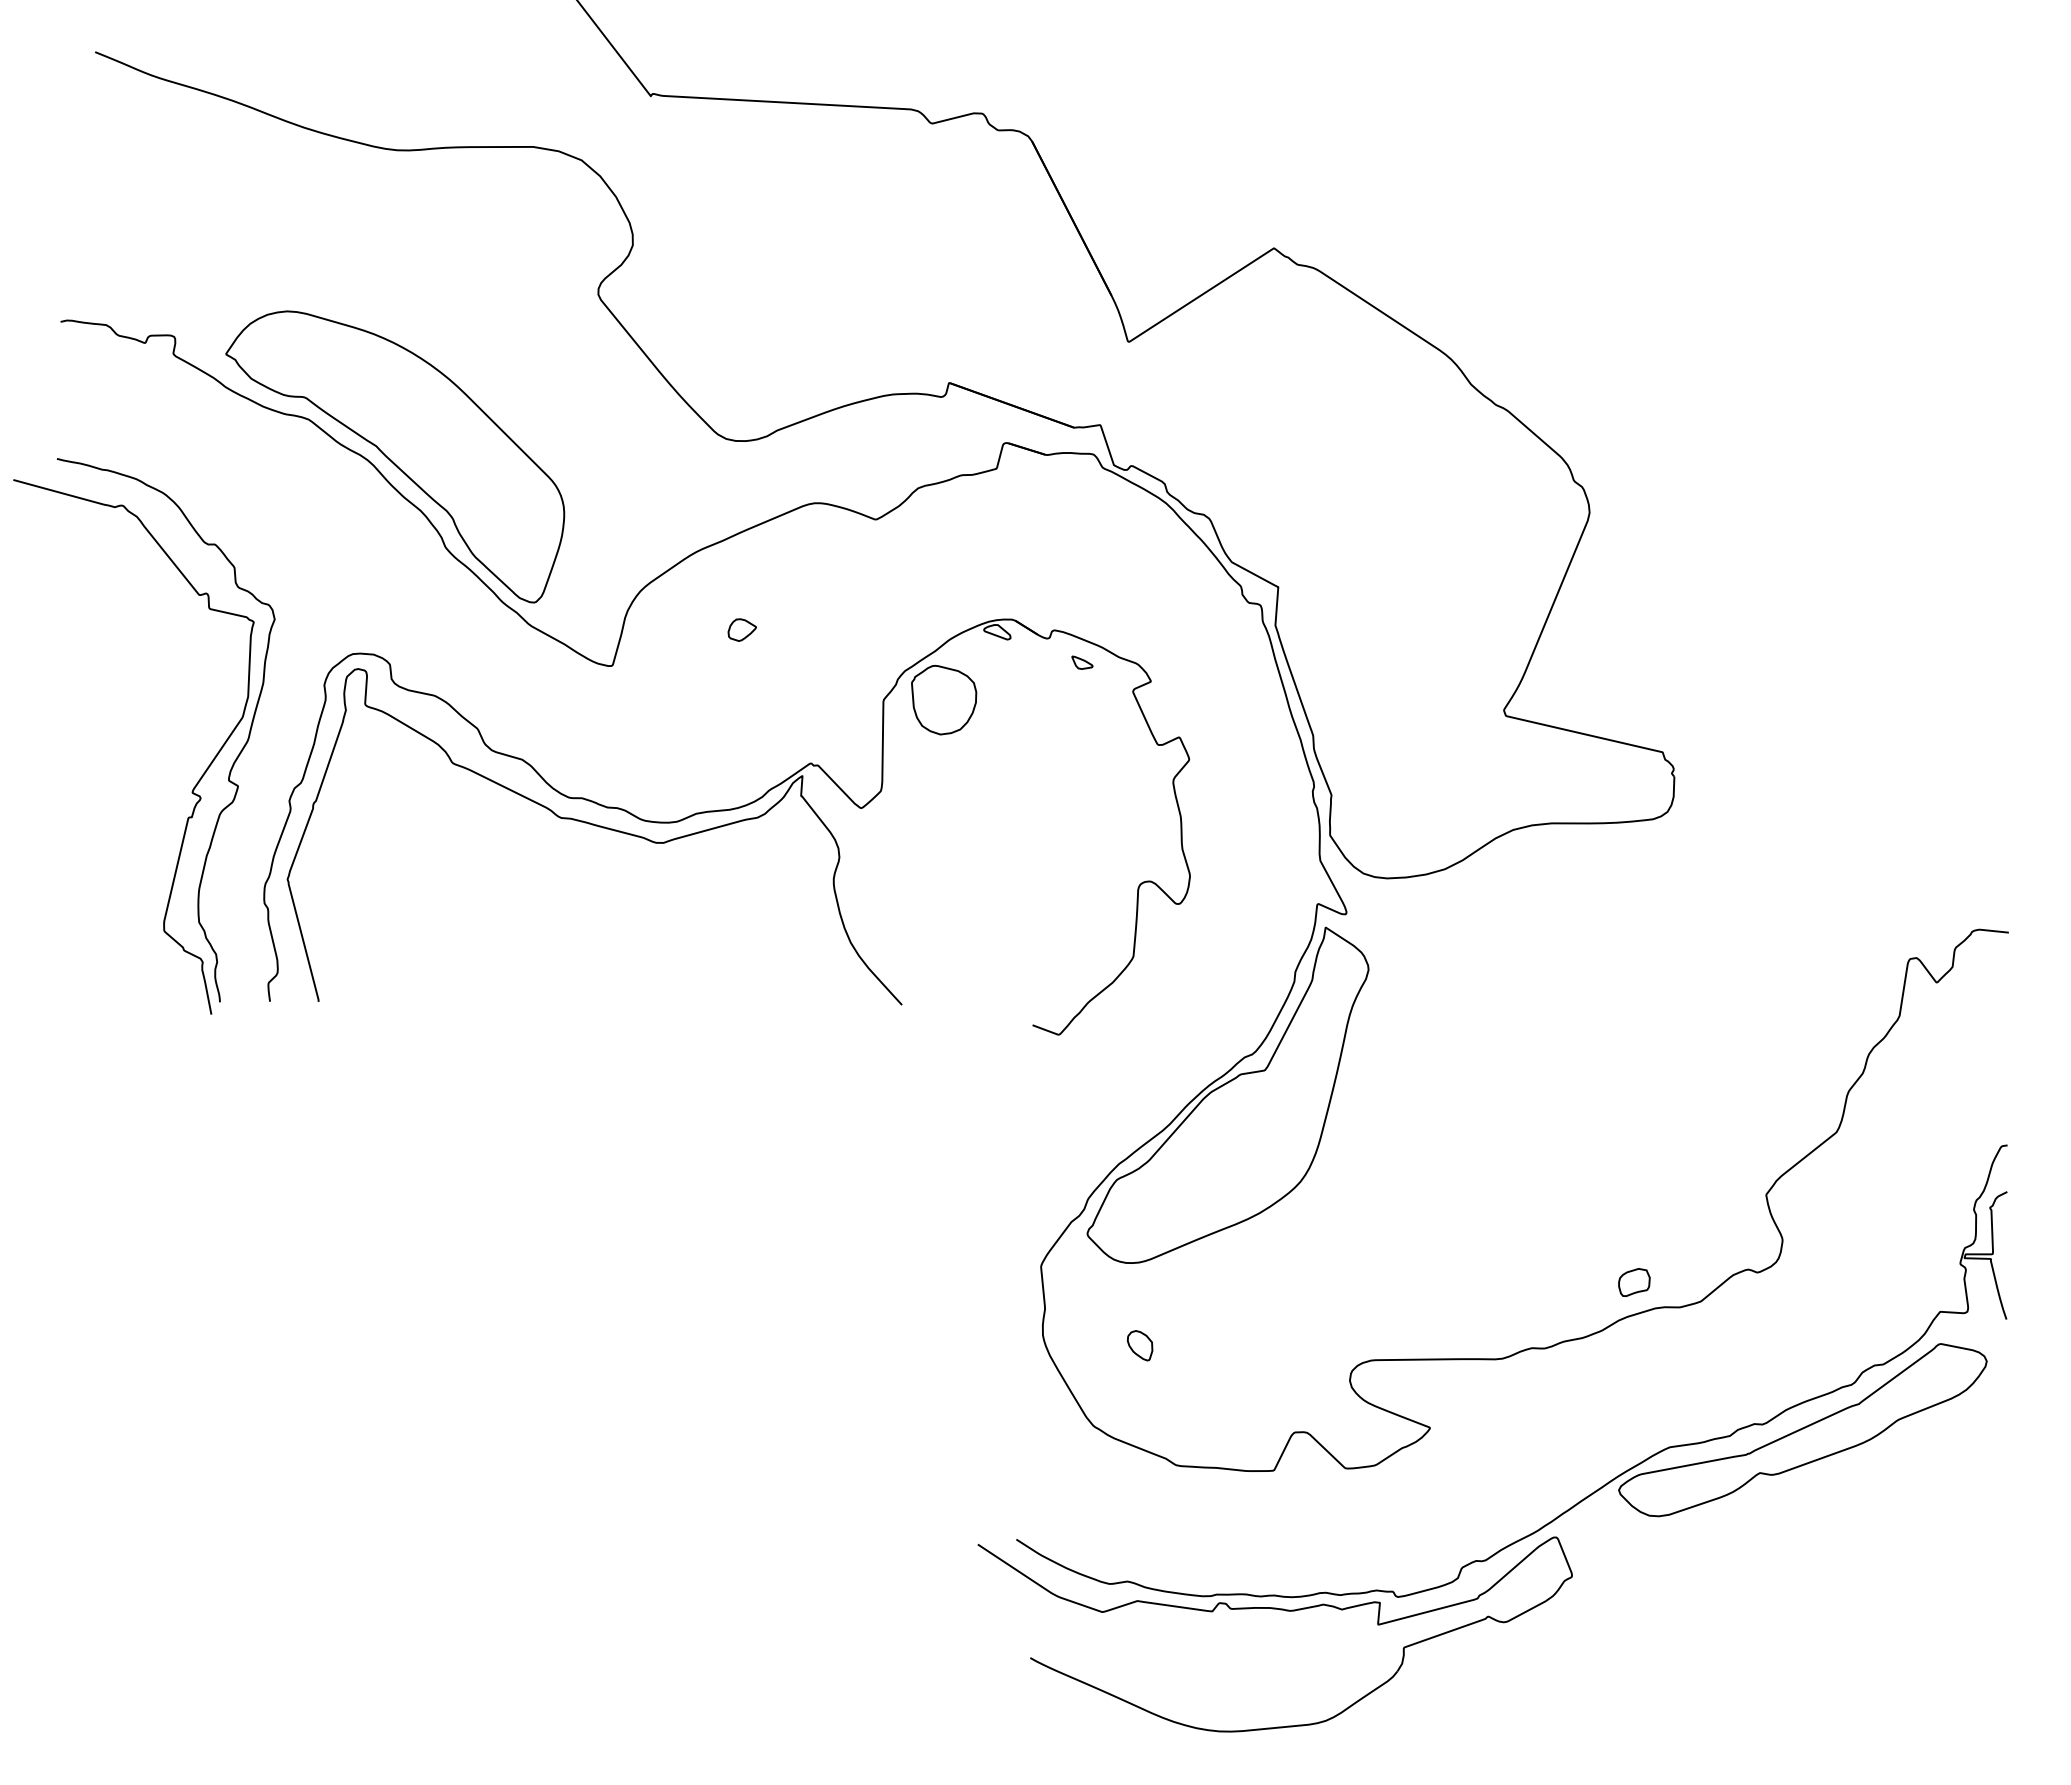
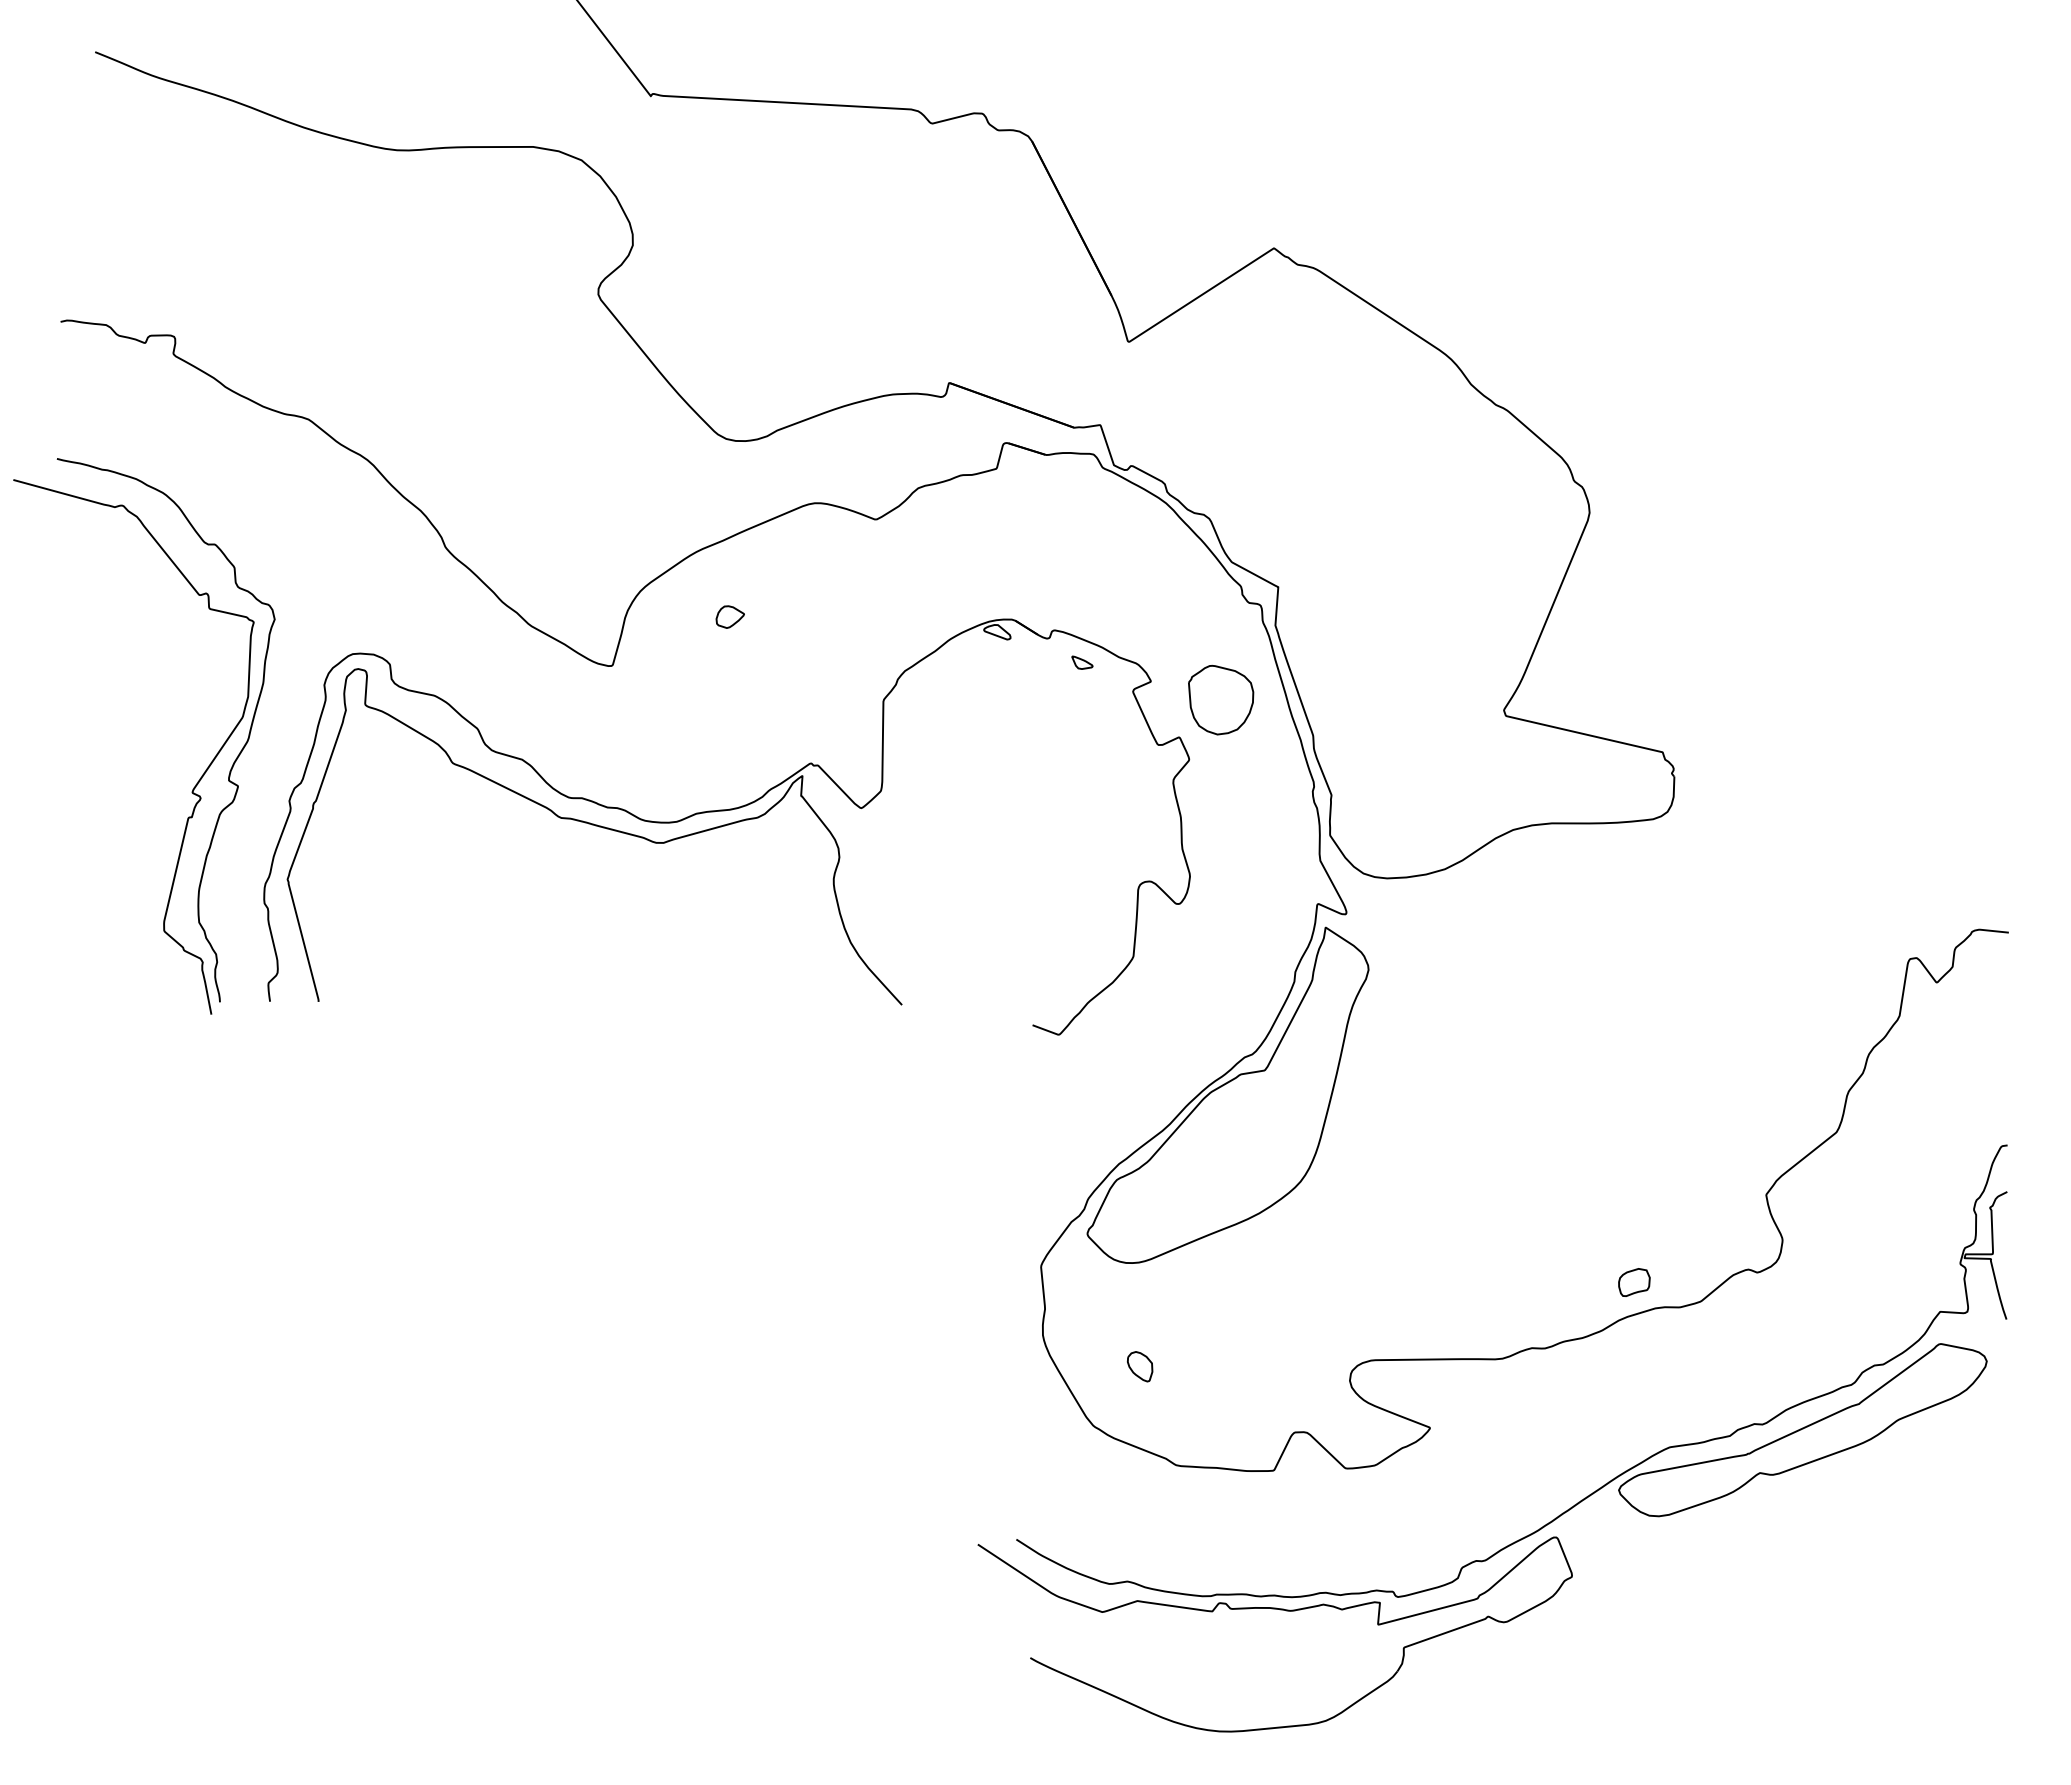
part: present -> none (395, 456)
part position: (741, 629) -> (729, 616) (729, 616)
part position: (944, 700) -> (1221, 700) (1221, 700)
part position: (1140, 1345) -> (1140, 1366) (1140, 1366)
